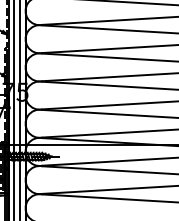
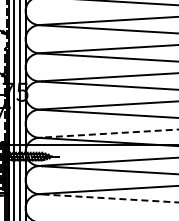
line: solid -> dashed (110, 133)
line: solid -> dashed (111, 198)
